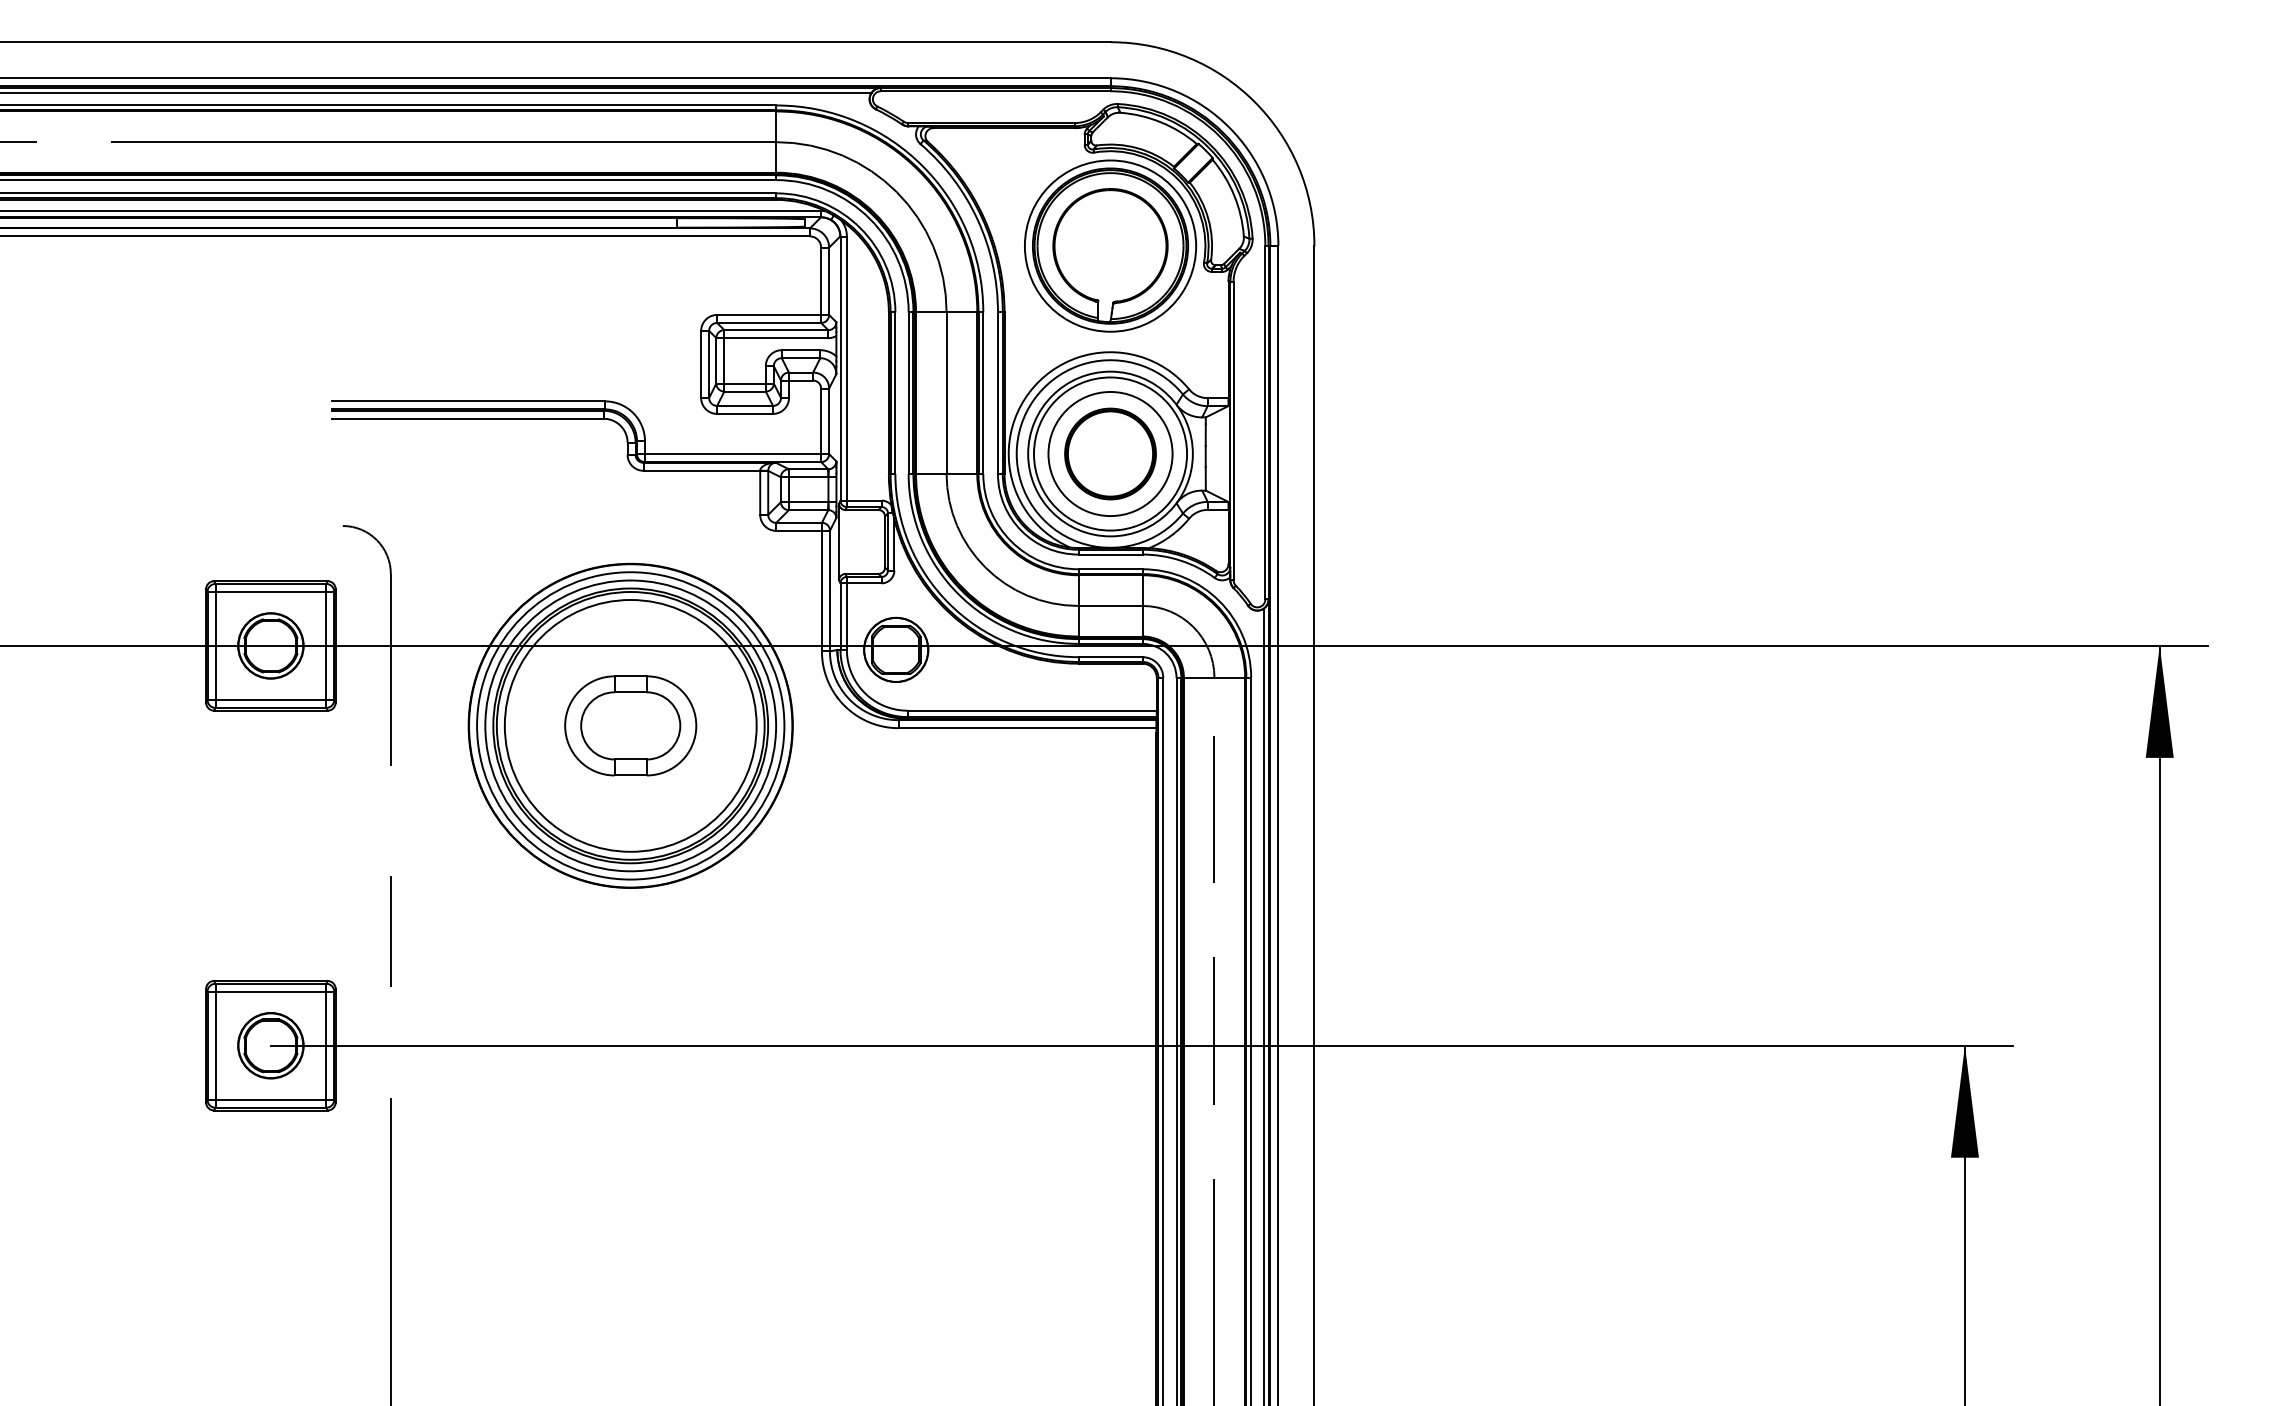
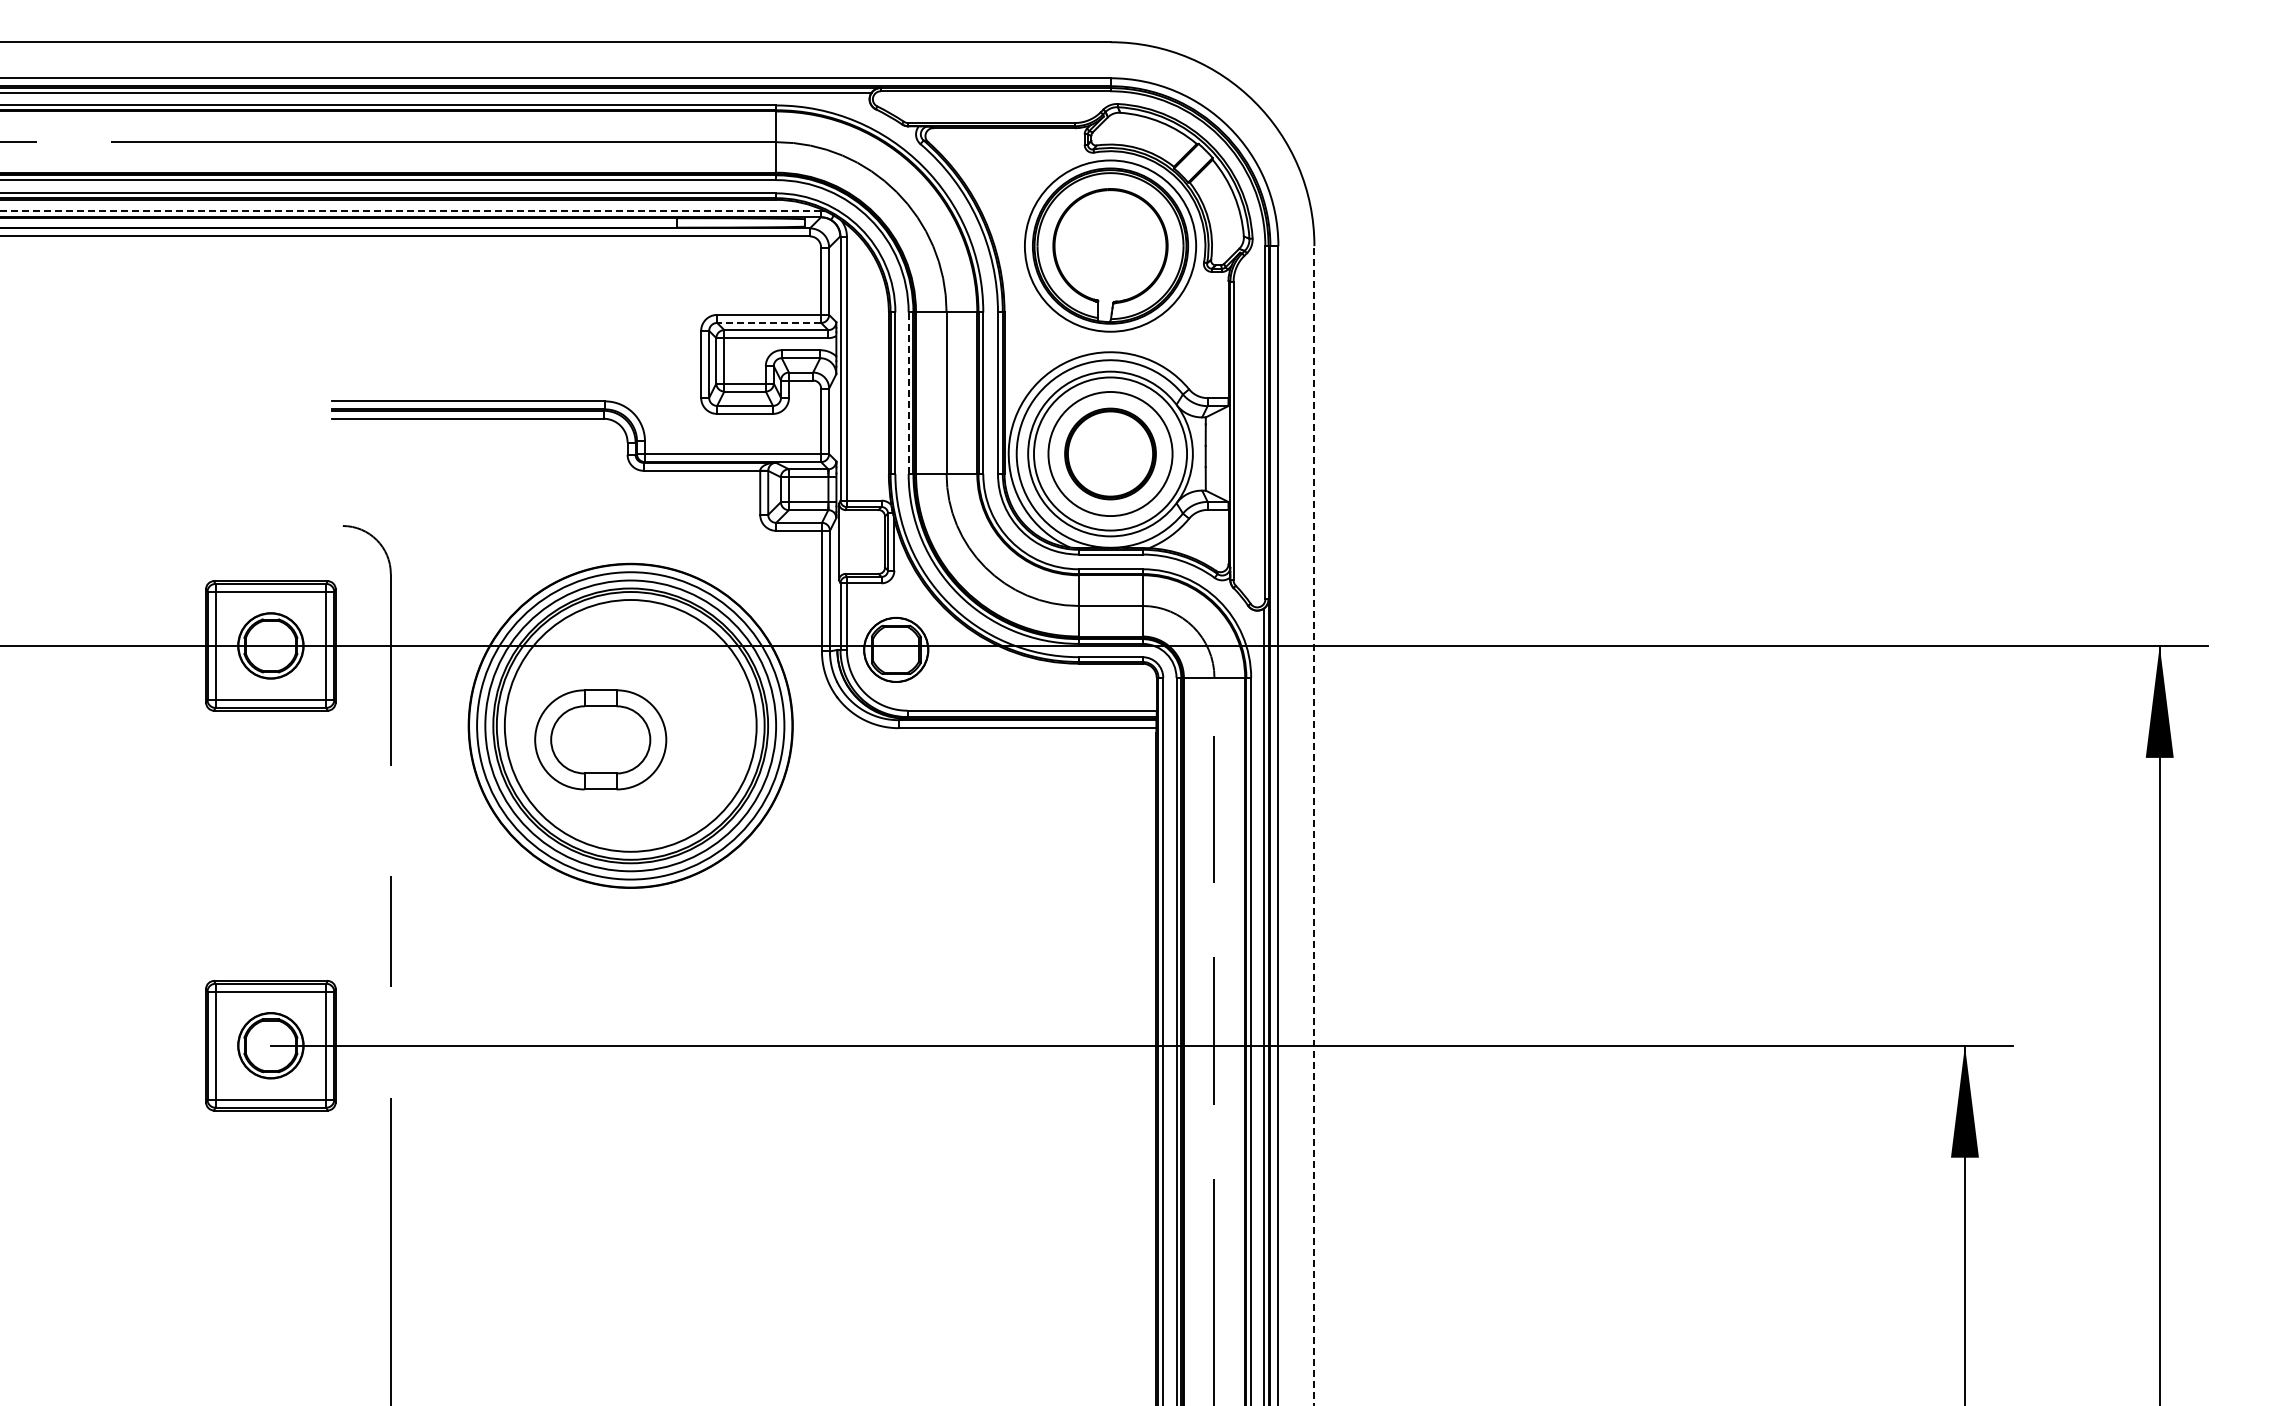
line: solid -> dashed (410, 210)
line: solid -> dashed (769, 322)
line: solid -> dashed (908, 393)
part position: (630, 725) -> (600, 739) (600, 739)
line: solid -> dashed (1314, 825)
